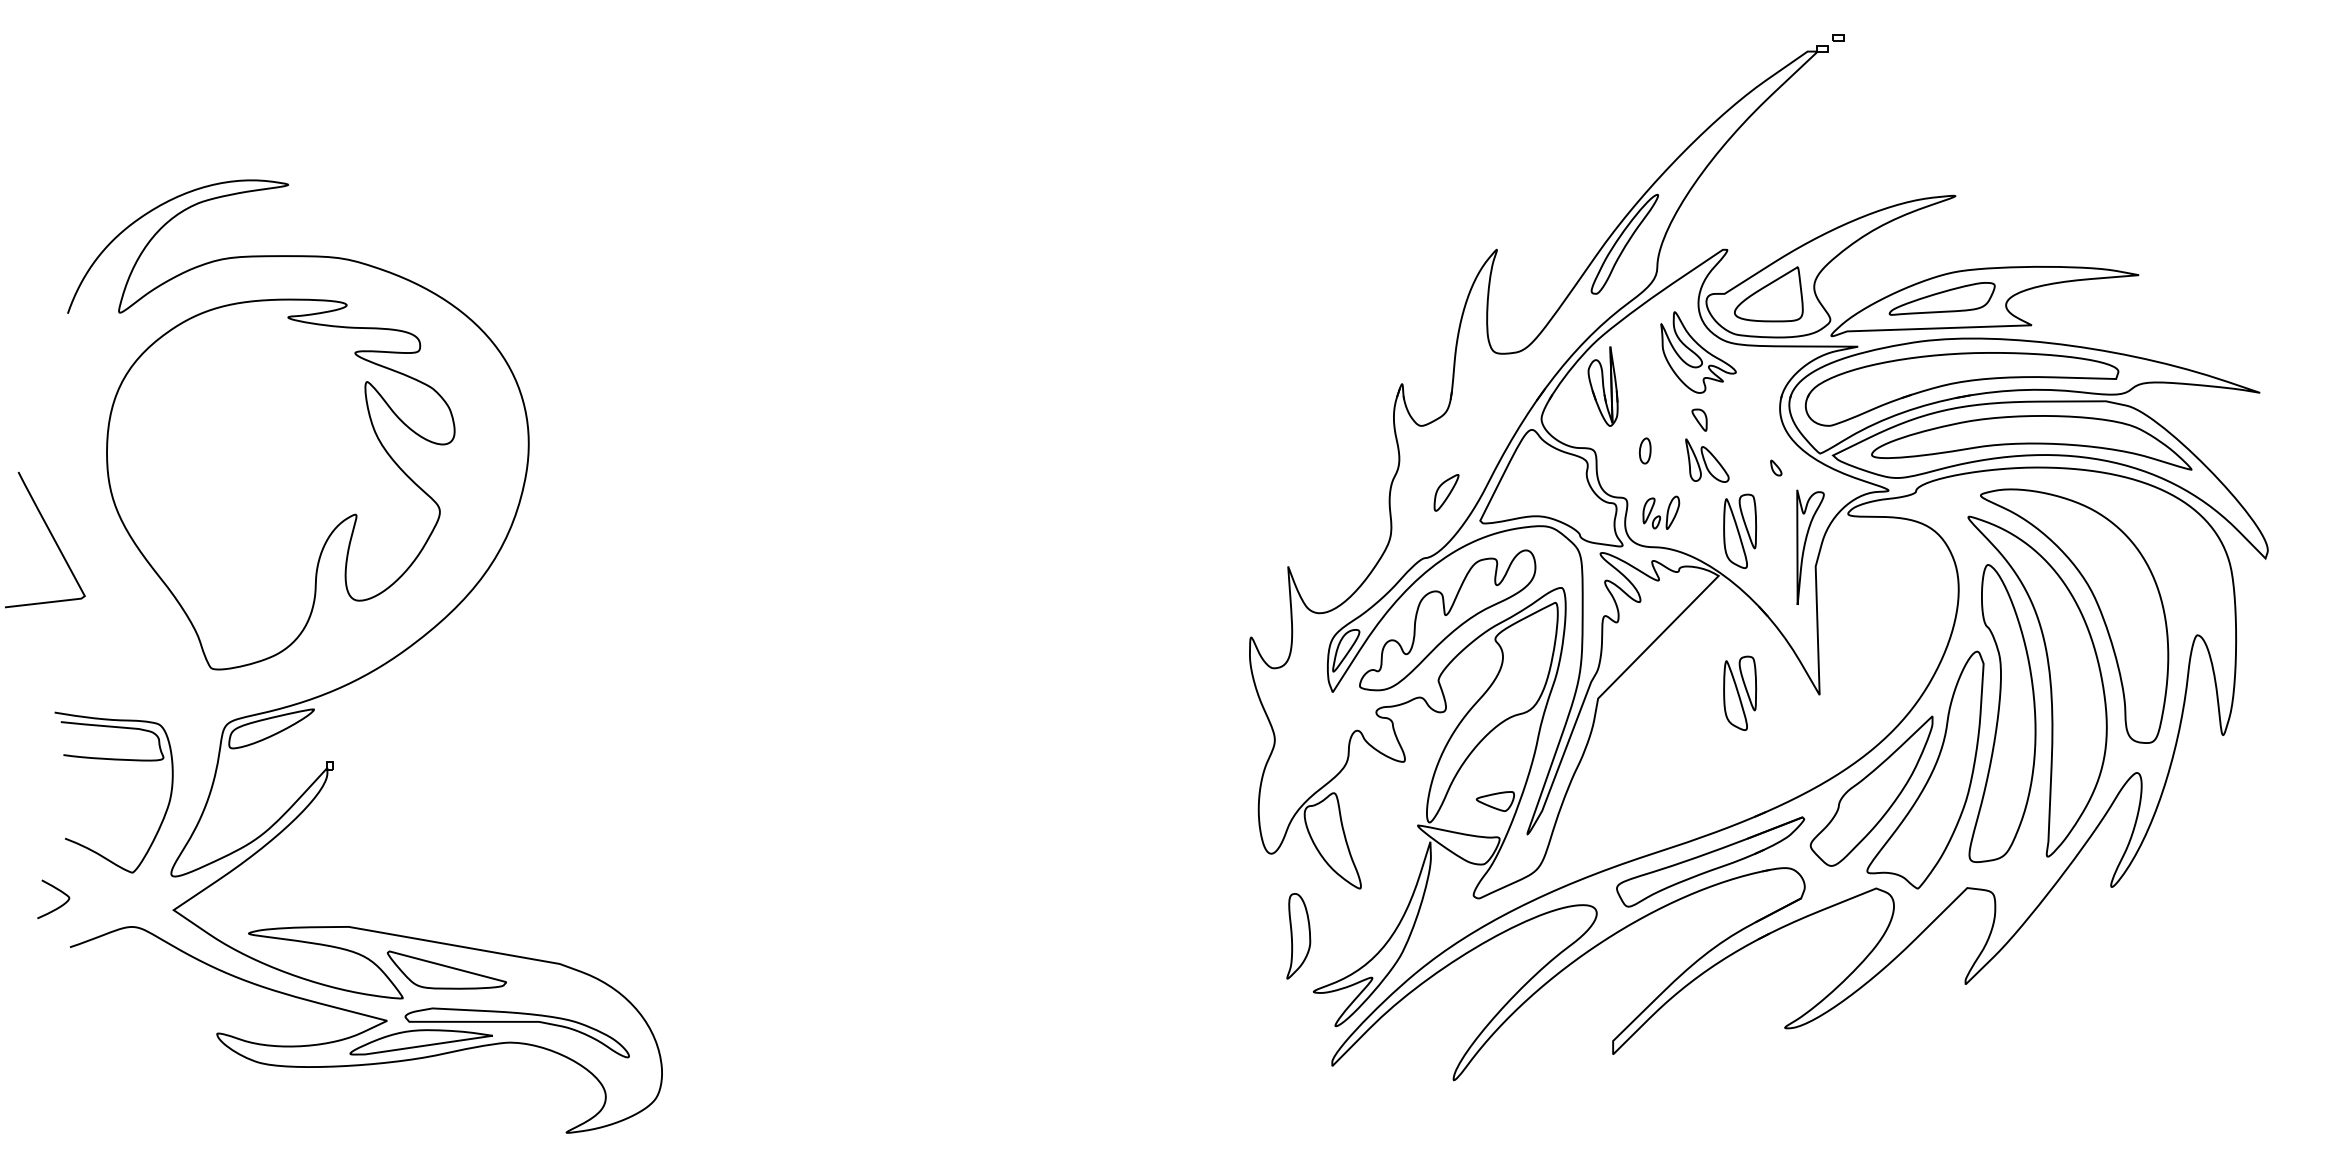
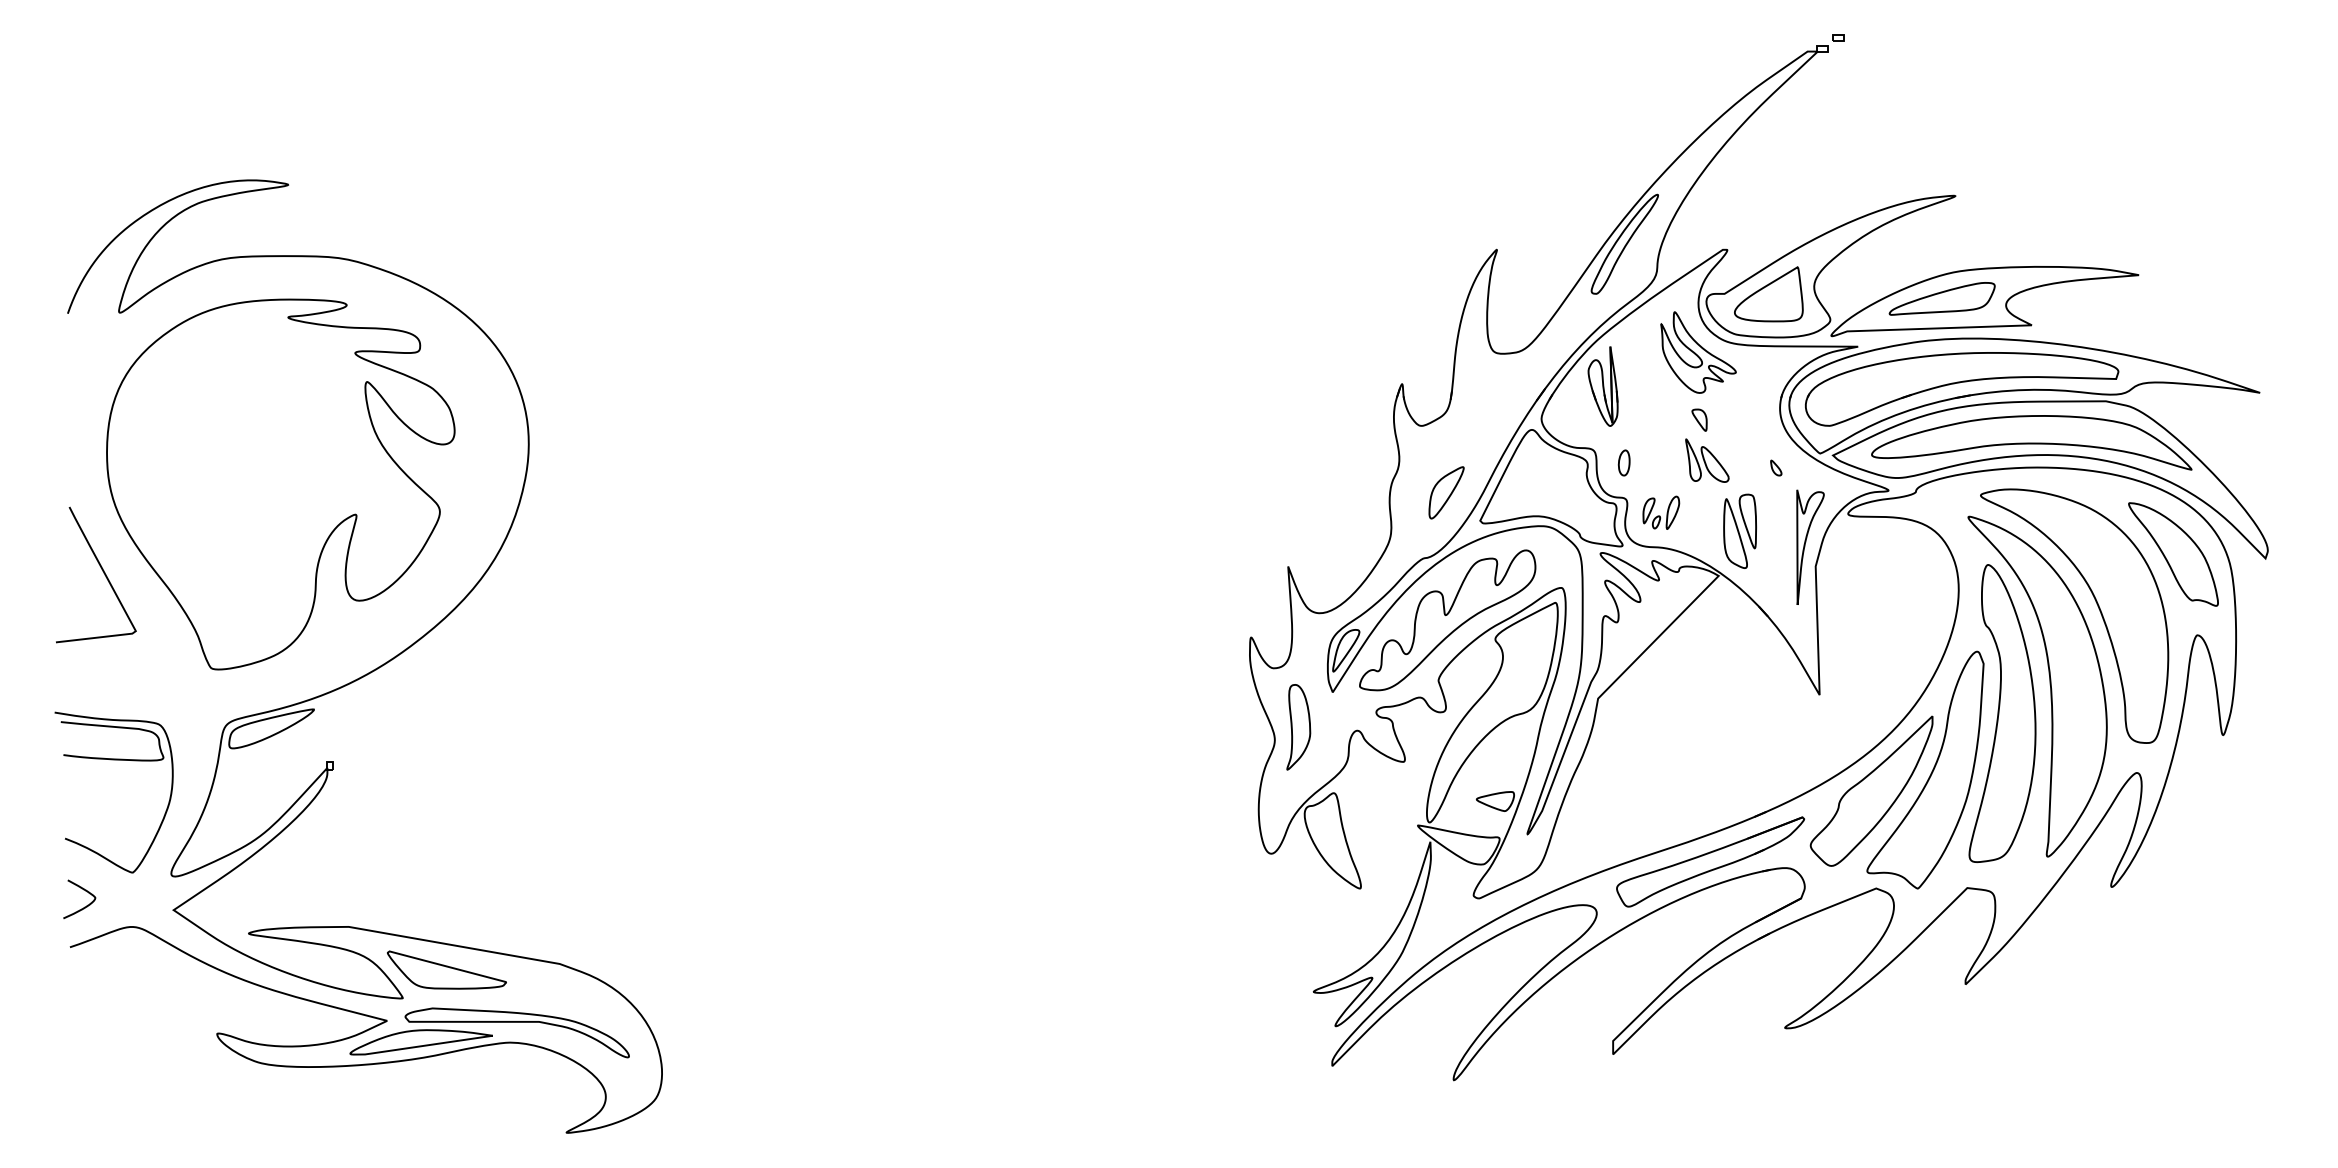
part position: (1644, 450) -> (1623, 462) (1623, 462)
part size: 27x38 px -> 37x54 px (1446, 492)
curve position: (51, 536) -> (102, 571) (102, 571)
part: none -> present (2173, 554)
part: present -> none (1739, 692)
curve position: (57, 890) -> (83, 890) (83, 890)
part position: (1298, 936) -> (1298, 727) (1298, 727)
